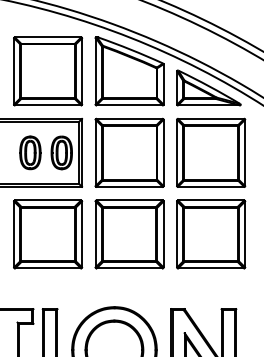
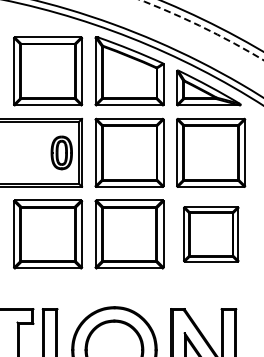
circle: solid -> dashed (201, 30)
part: present -> none (30, 152)
part size: 71x71 px -> 57x57 px (211, 234)
